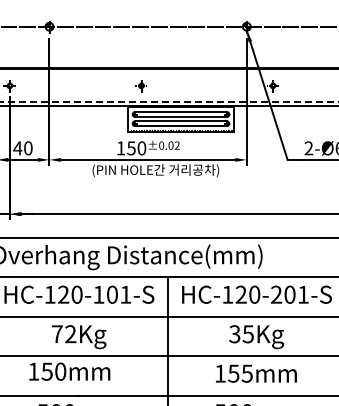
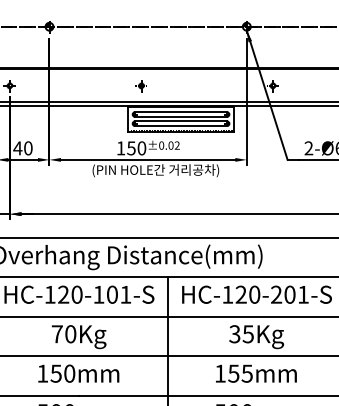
line: dashed -> solid (169, 101)
text: 72Kg -> 70Kg (70, 334)
text position: (69, 371) -> (78, 373) (78, 373)
